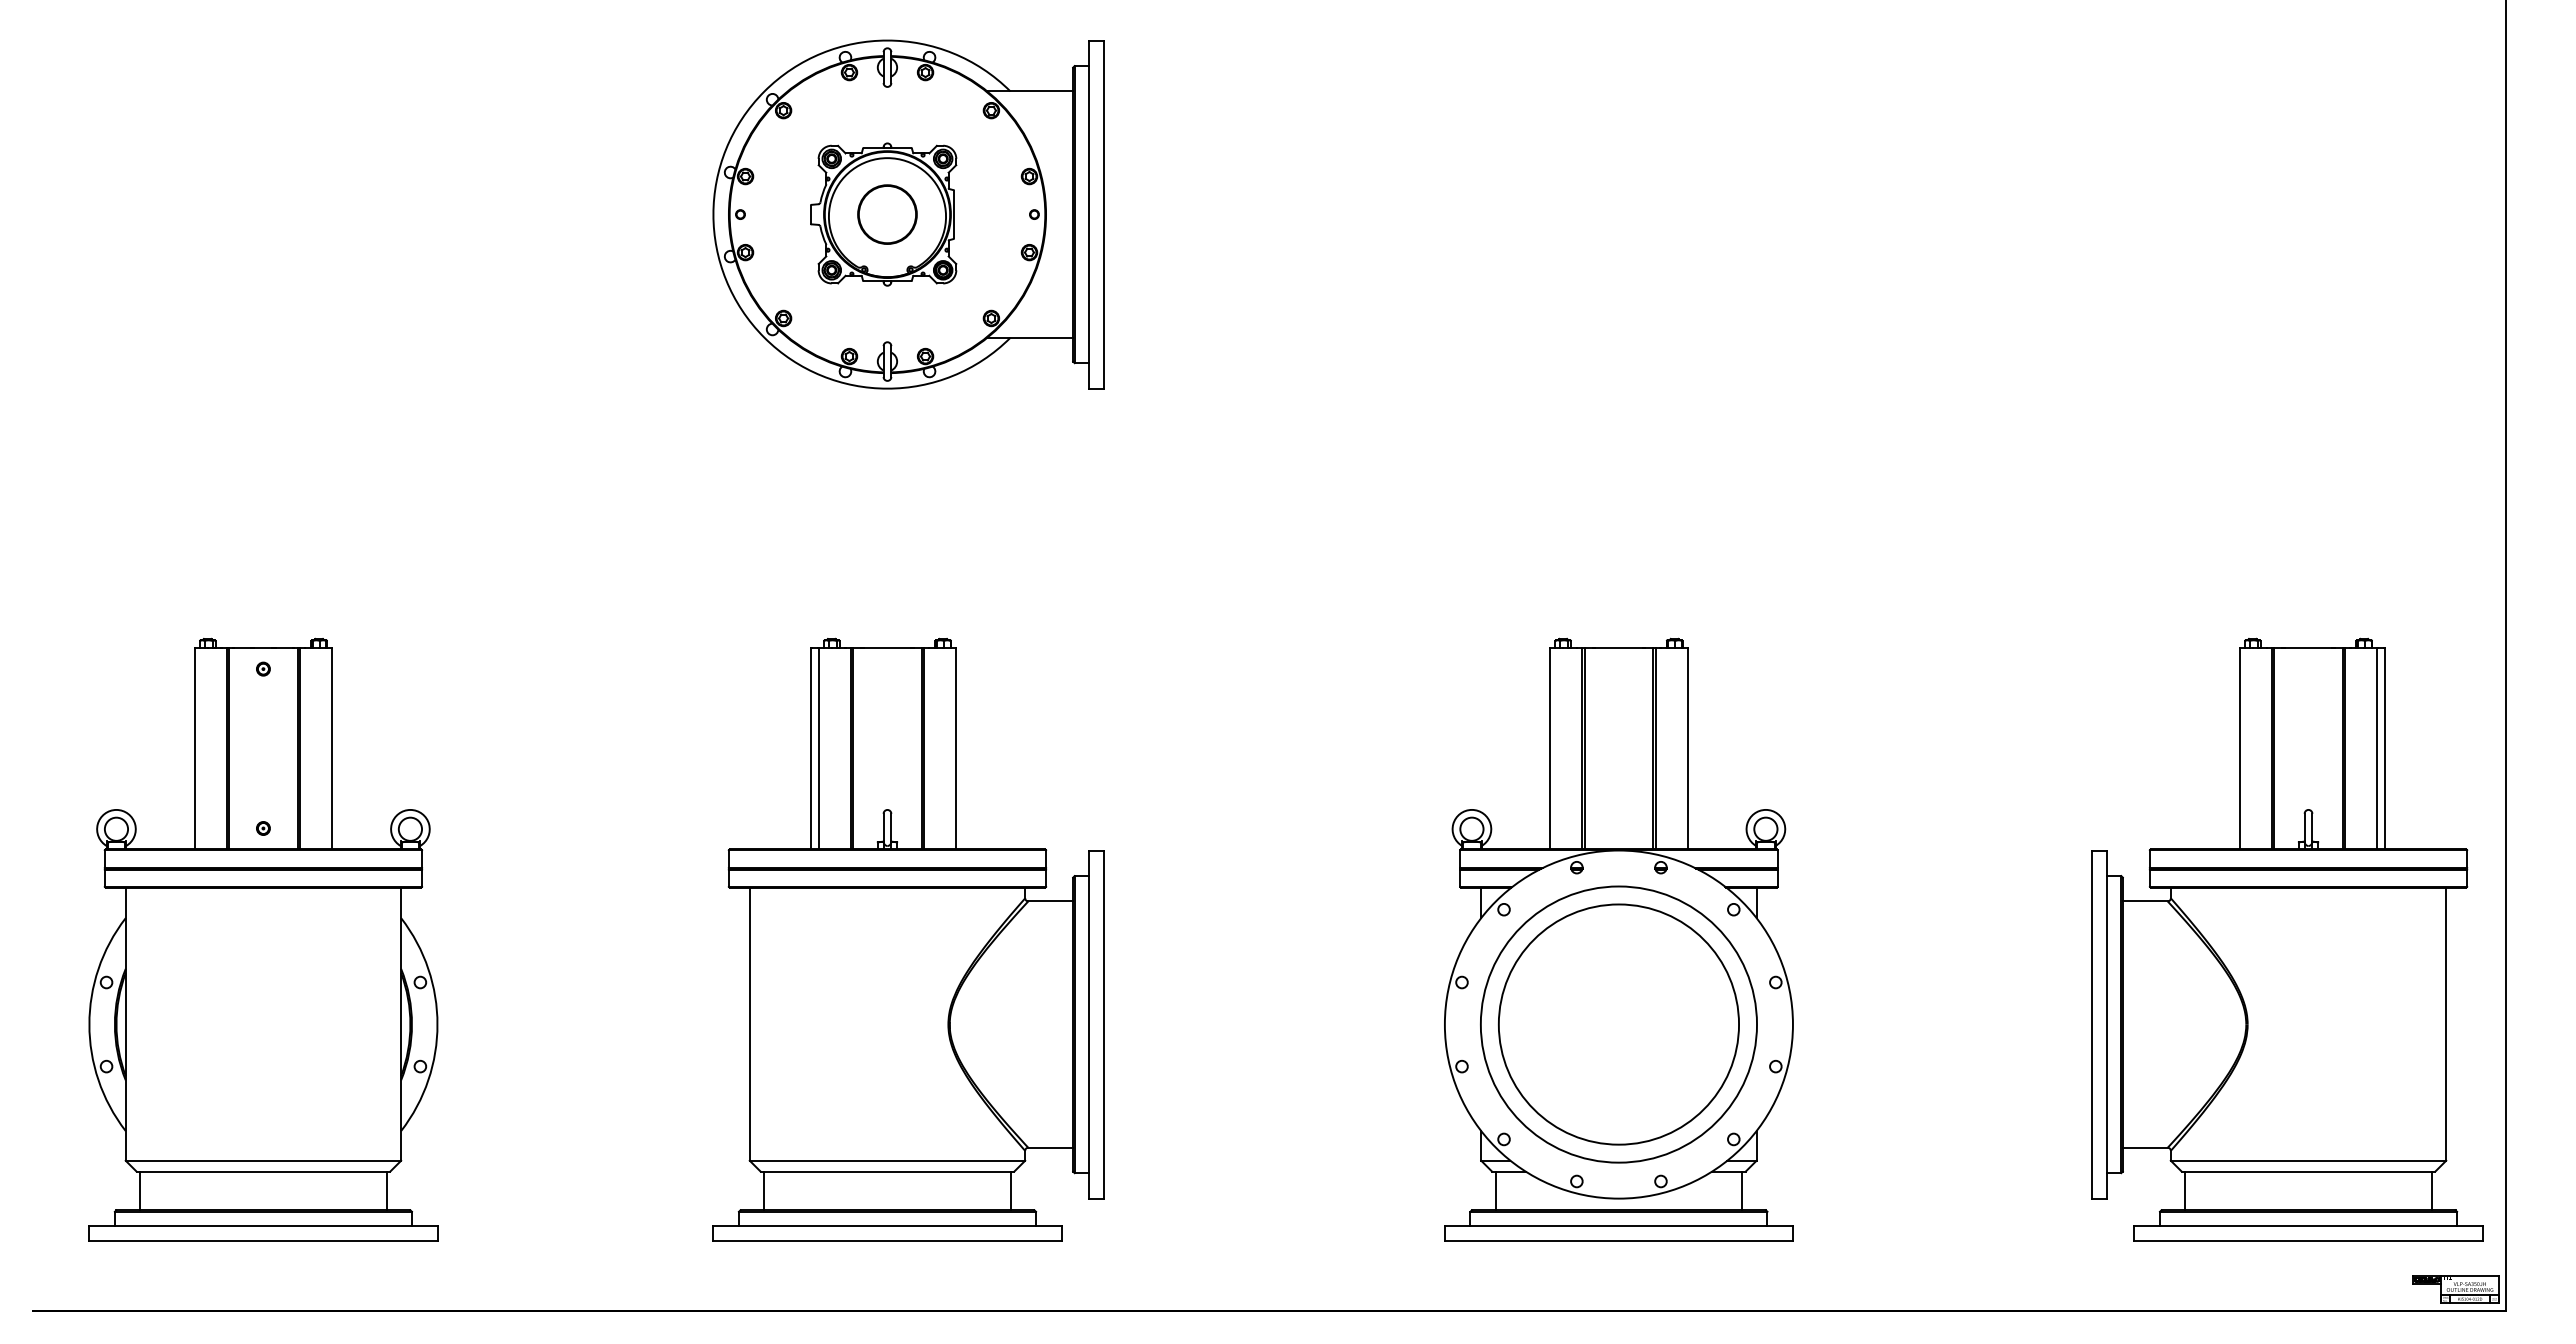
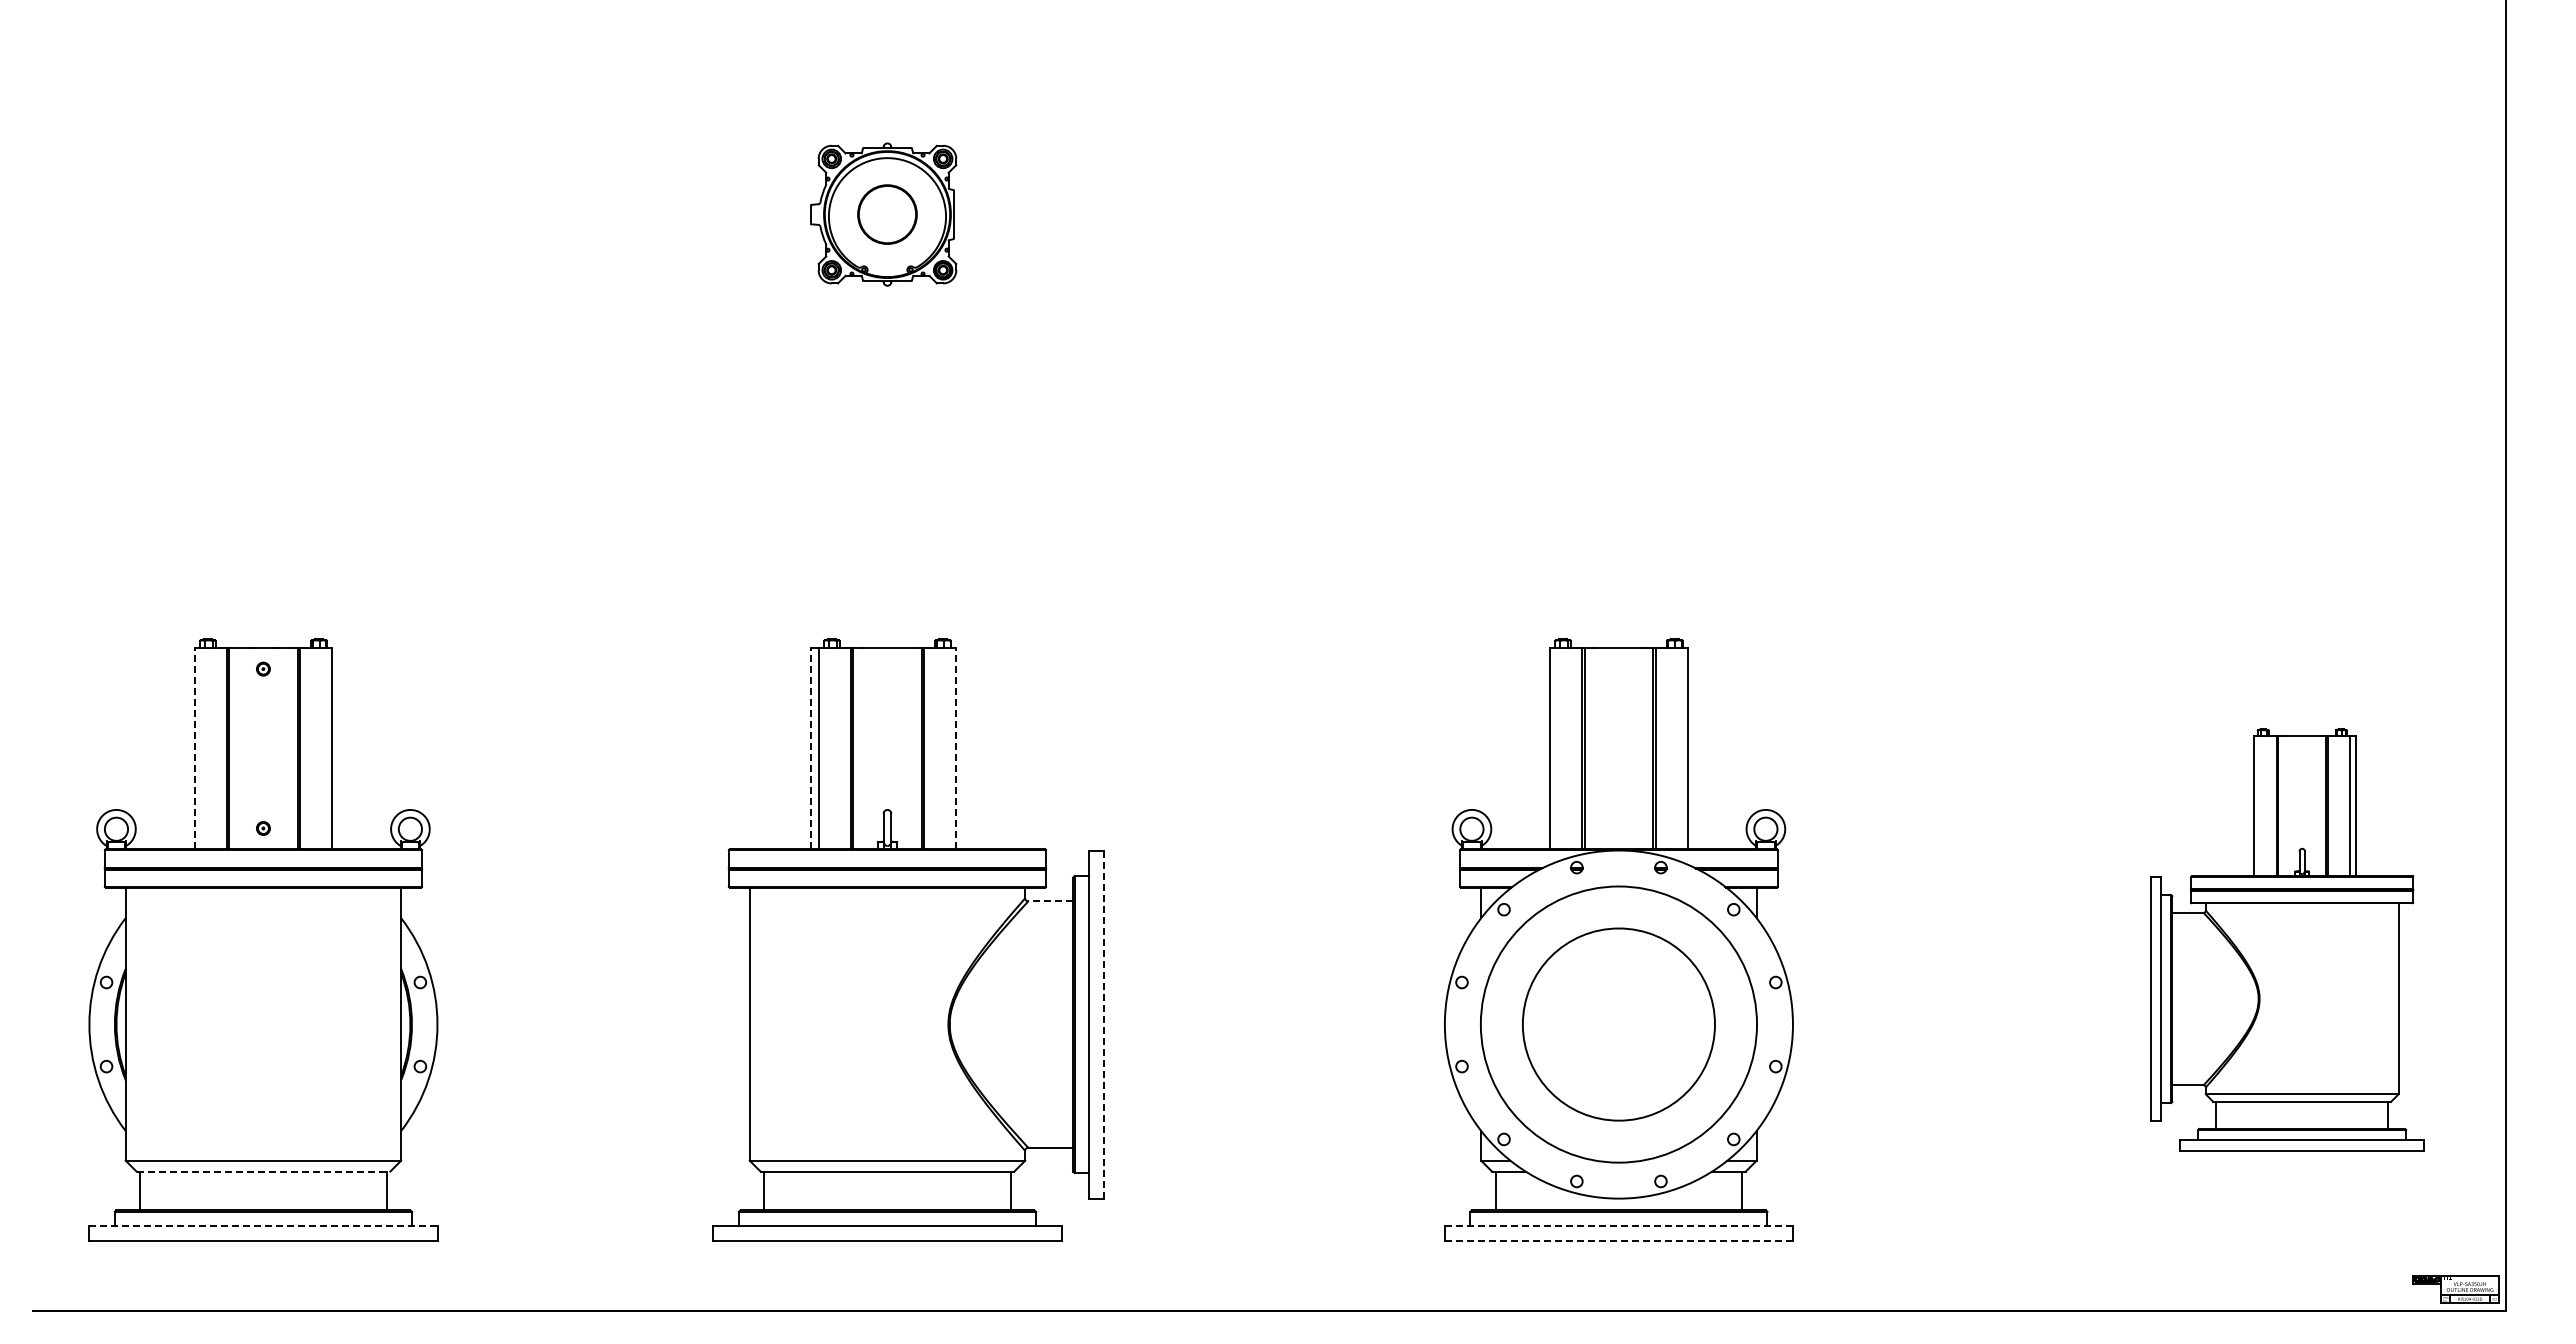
part: present -> none (908, 214)
line: solid -> dashed (194, 748)
line: solid -> dashed (810, 748)
line: solid -> dashed (956, 748)
line: solid -> dashed (1050, 901)
part size: 393x605 px -> 275x424 px (2287, 939)
line: solid -> dashed (1104, 1024)
circle diameter: 240 px -> 192 px (1618, 1024)
line: solid -> dashed (263, 1171)
line: solid -> dashed (263, 1225)
line: solid -> dashed (1619, 1225)
line: solid -> dashed (1619, 1241)
